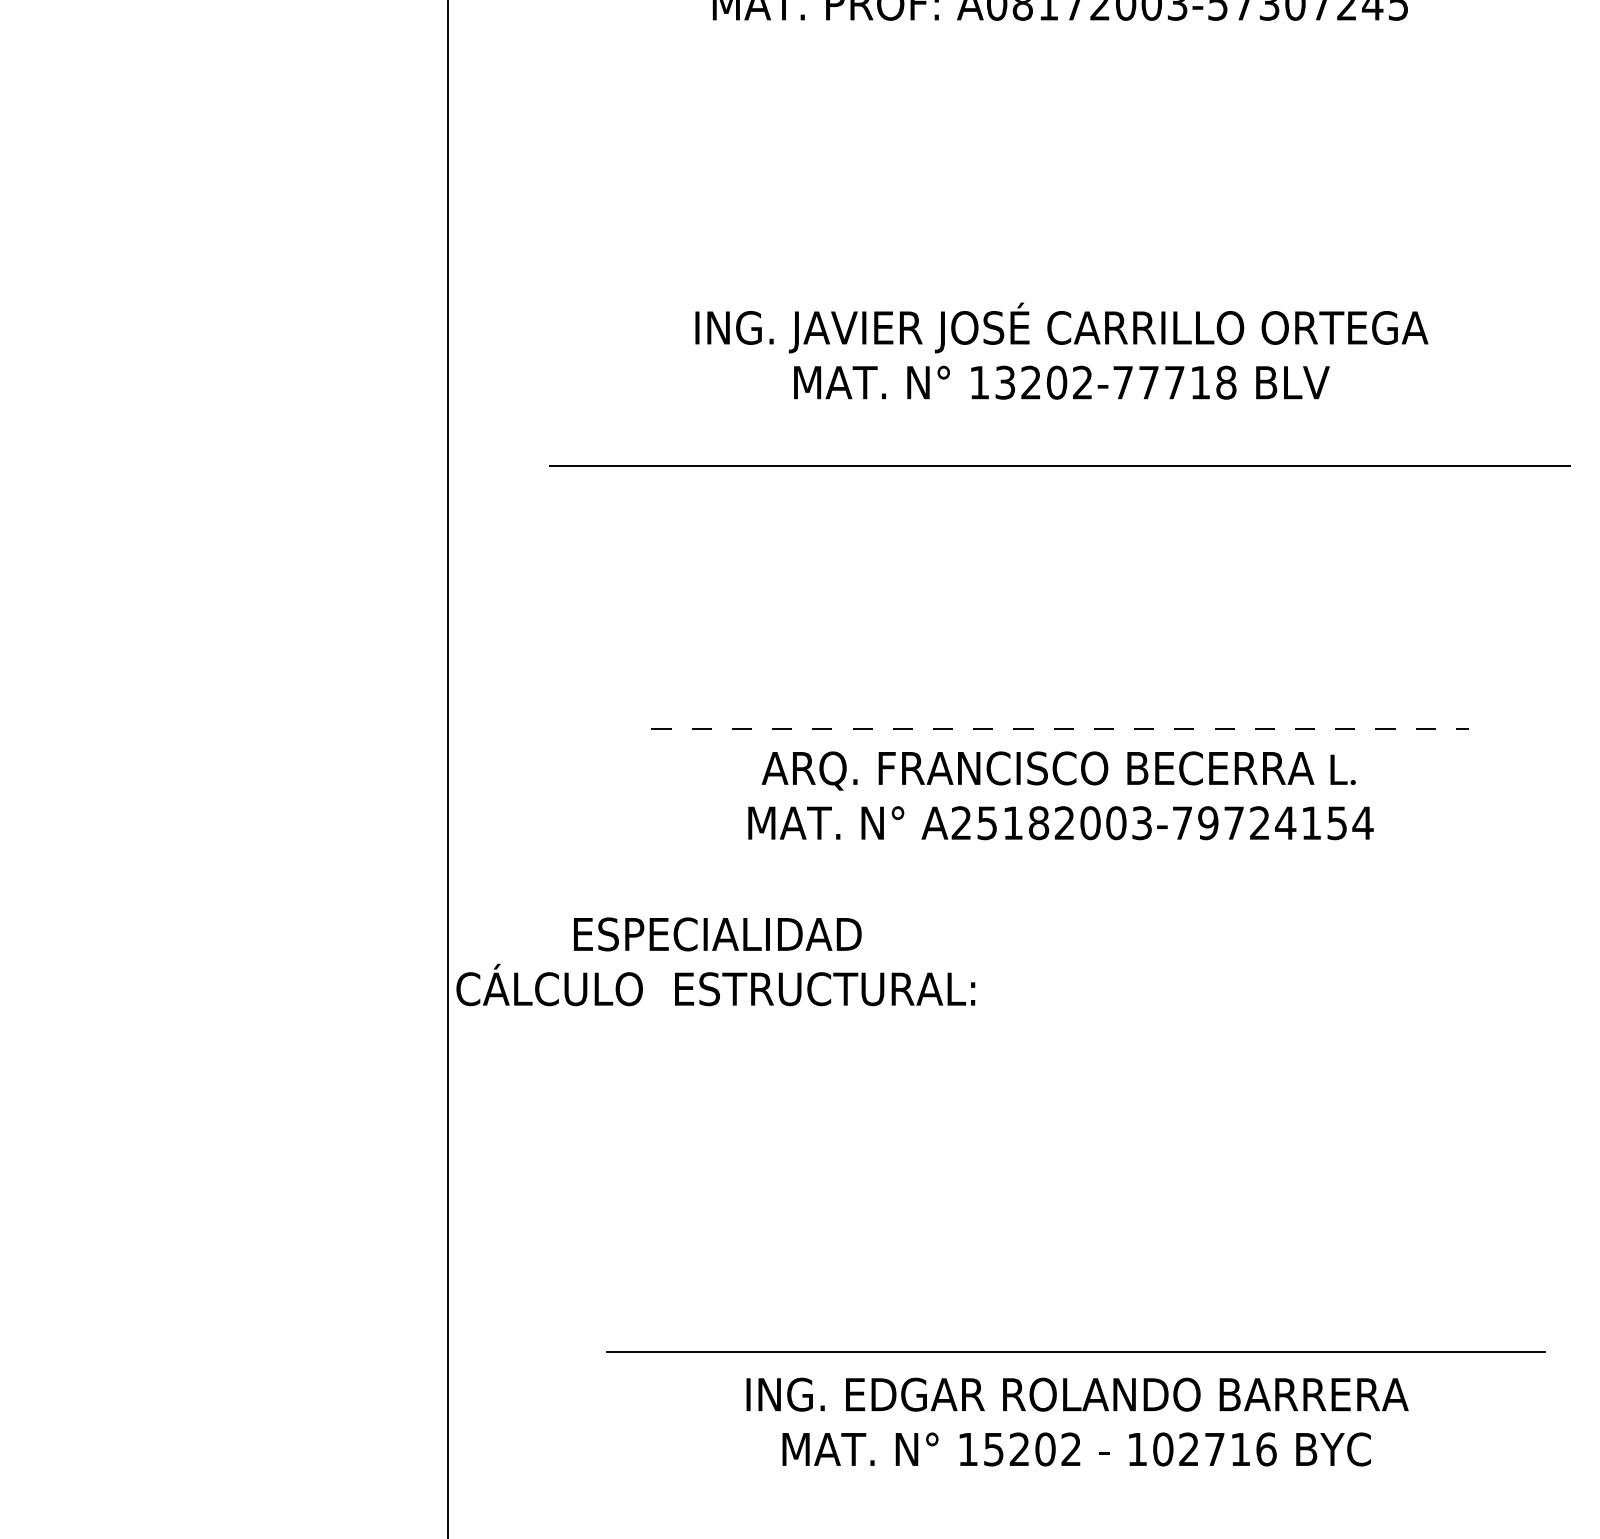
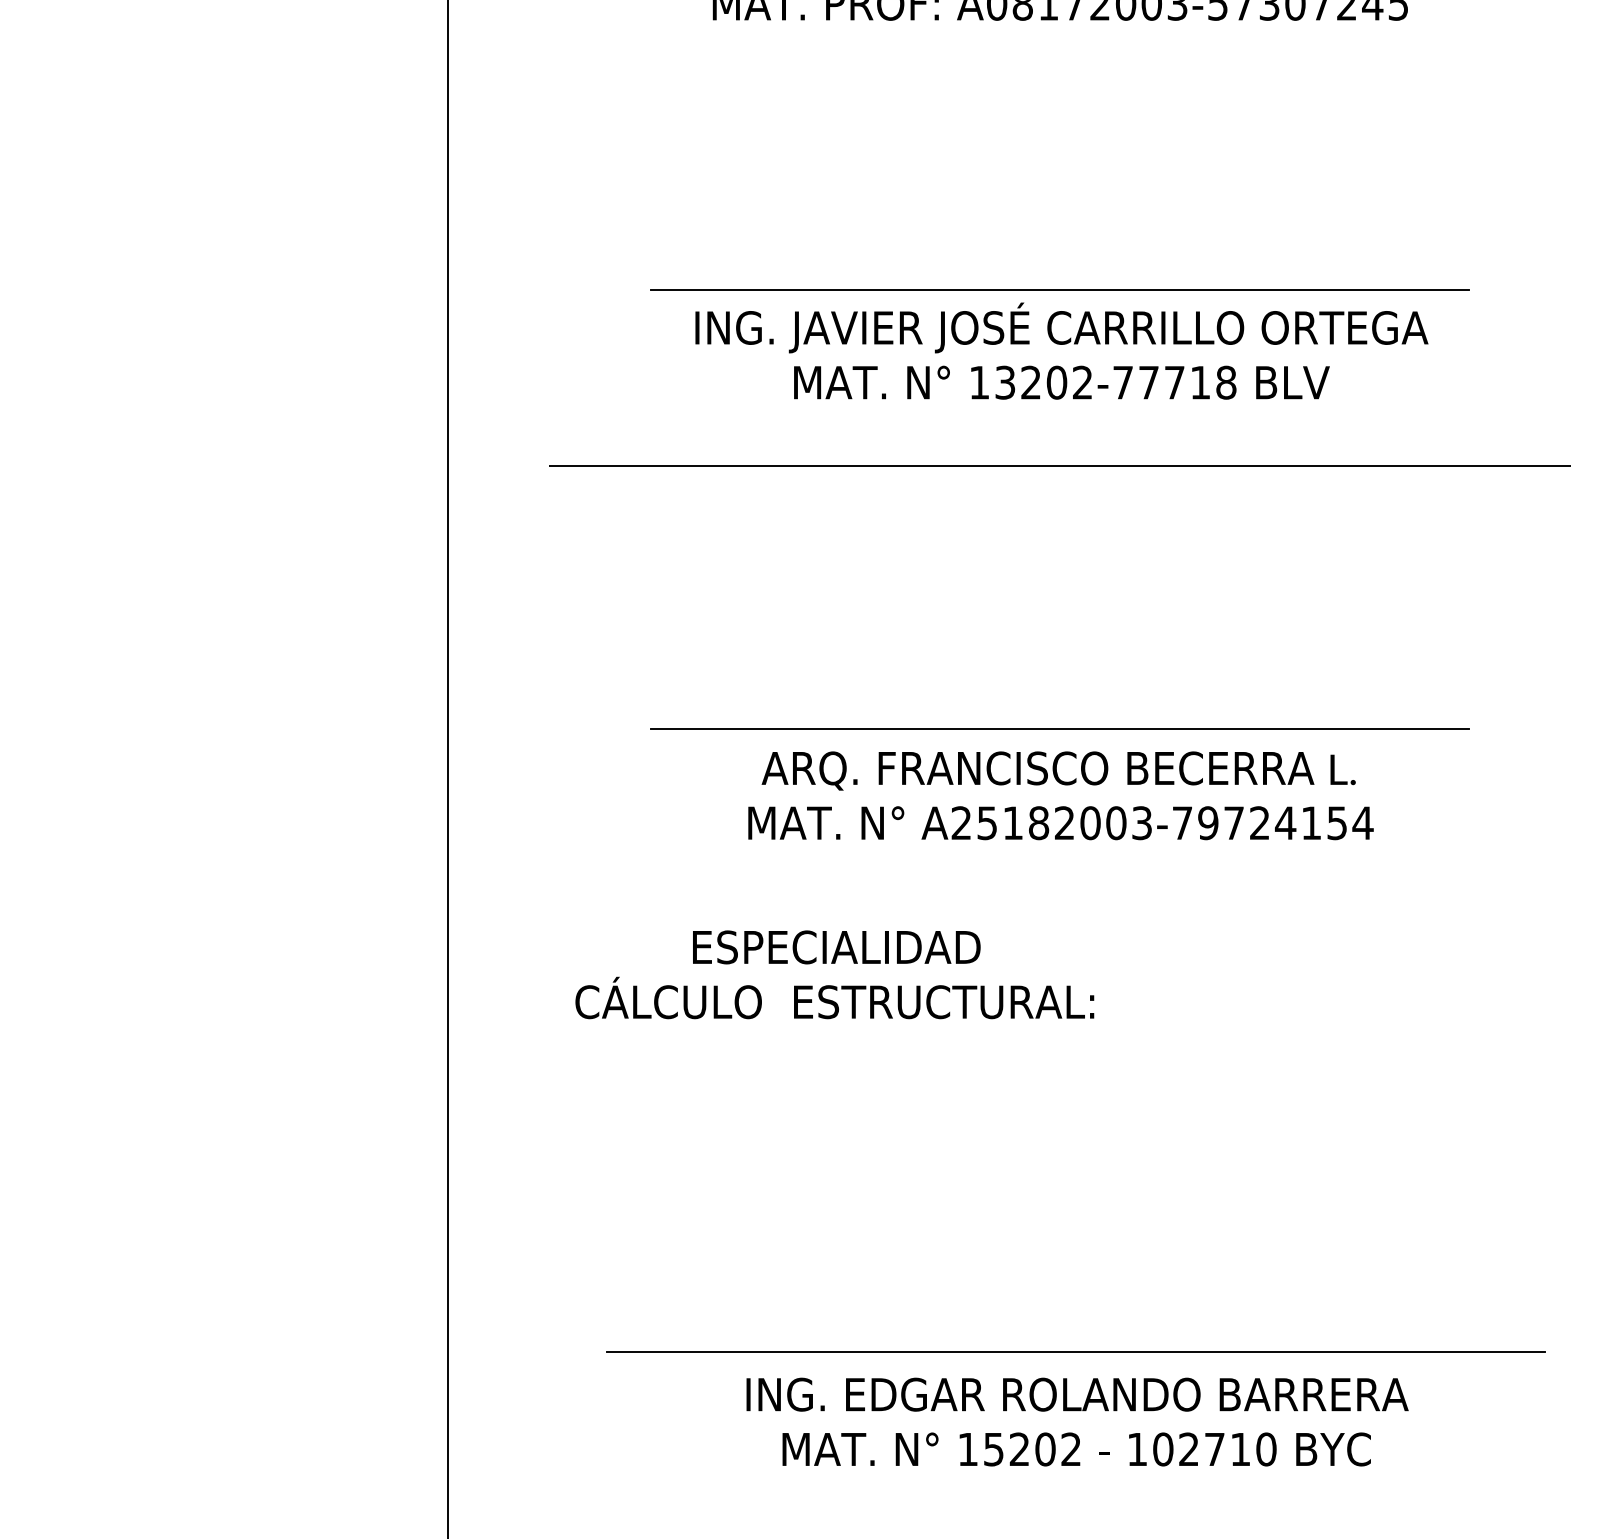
line: none -> present (1059, 289)
line: dashed -> solid (1060, 729)
text position: (715, 961) -> (834, 974) (834, 974)
text: 102716 -> 102710 (1266, 1449)
